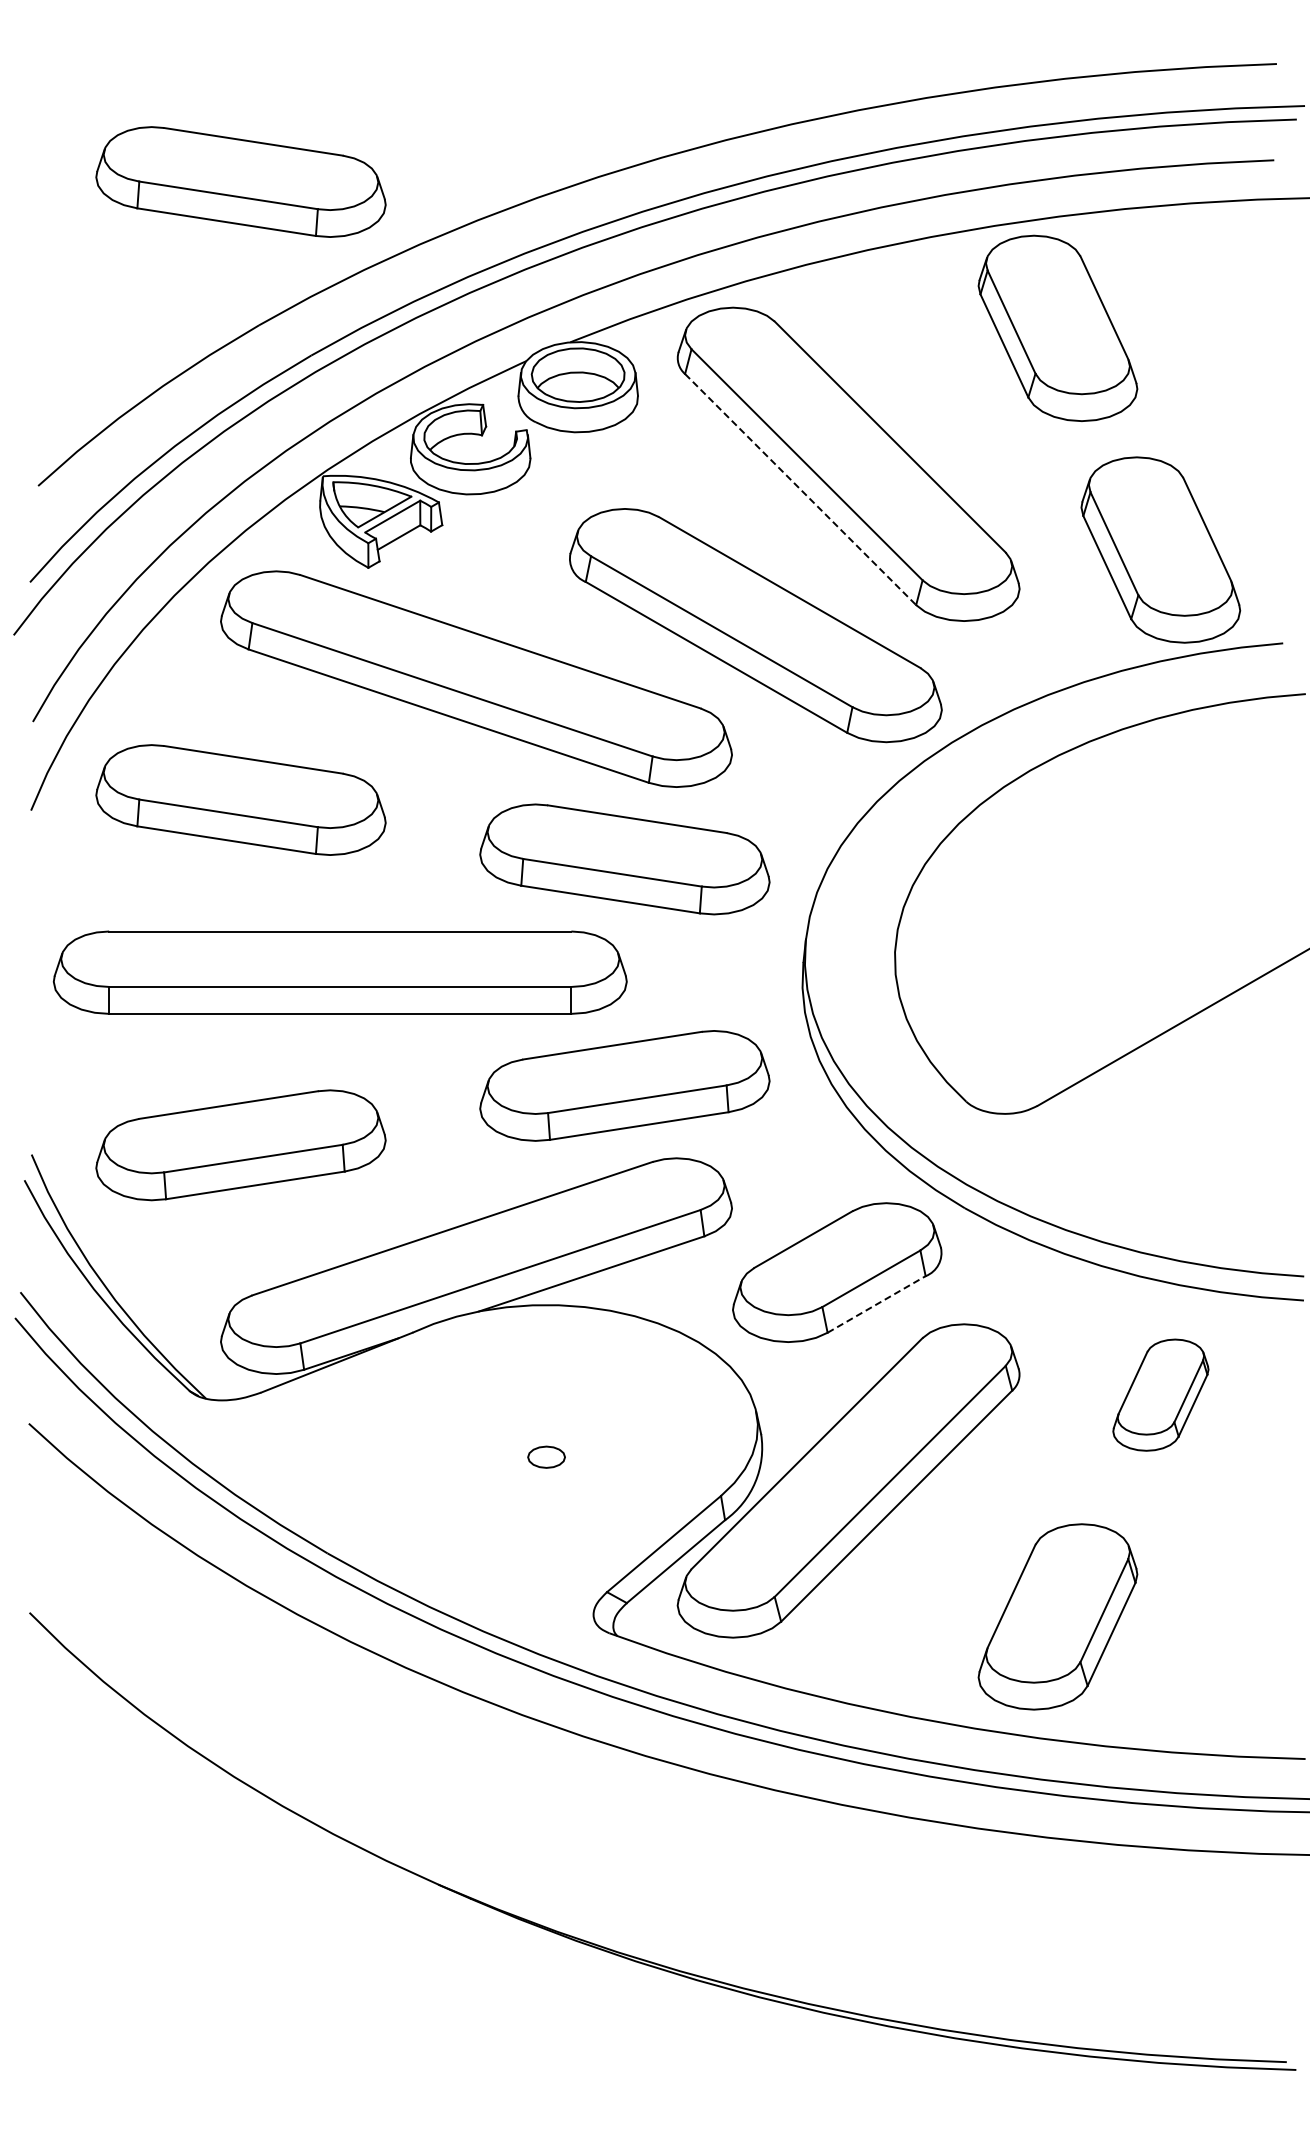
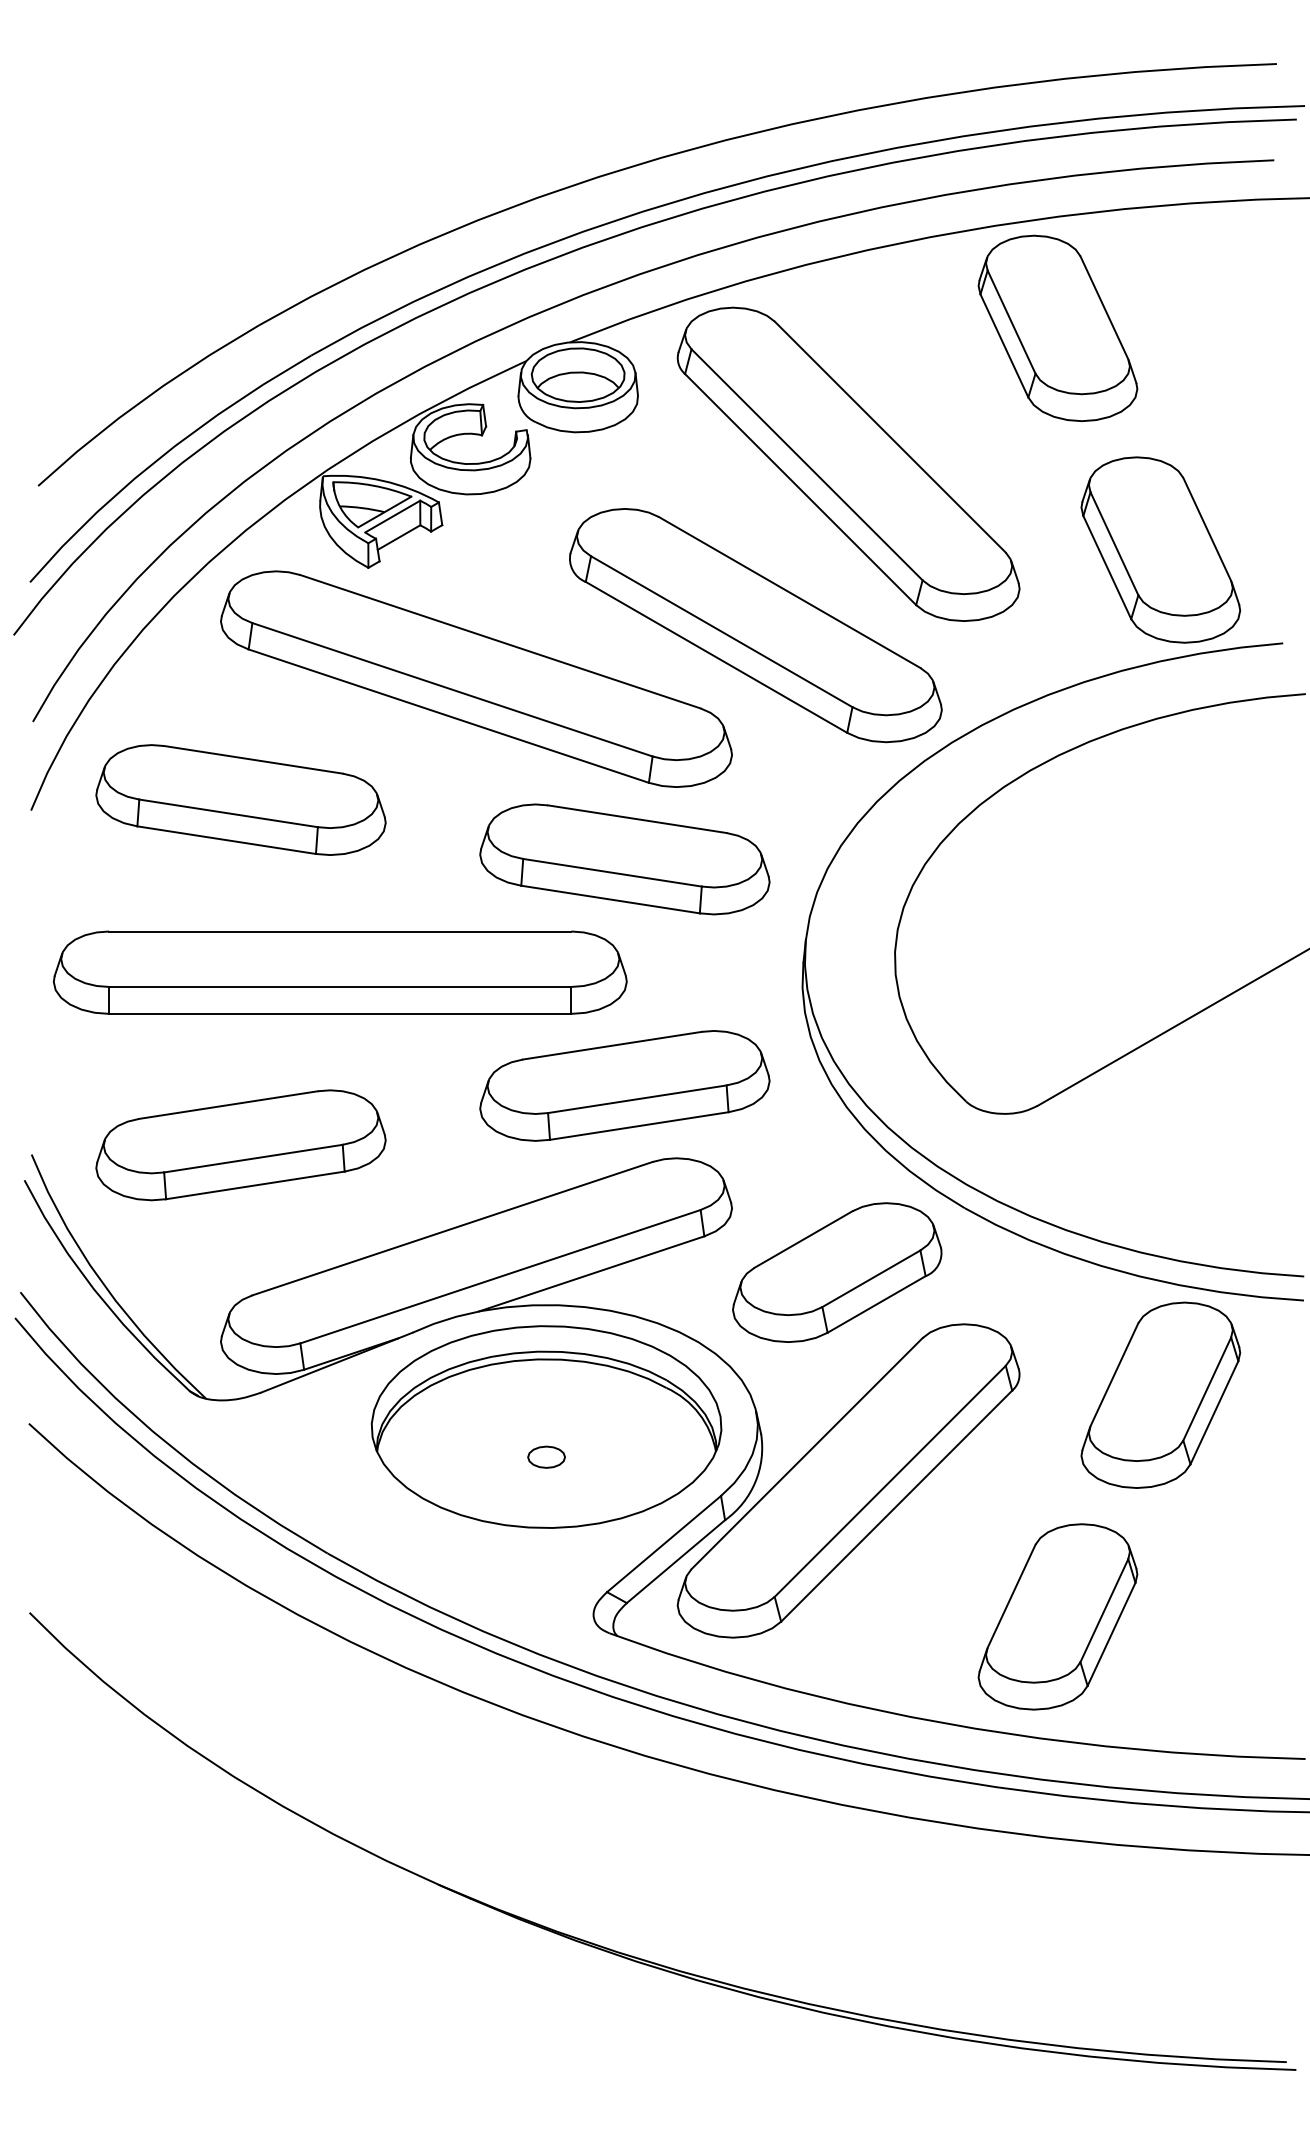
part: present -> none (240, 181)
line: dashed -> solid (800, 489)
line: dashed -> solid (876, 1304)
part size: 98x114 px -> 162x188 px (1160, 1394)
part: none -> present (546, 1426)
